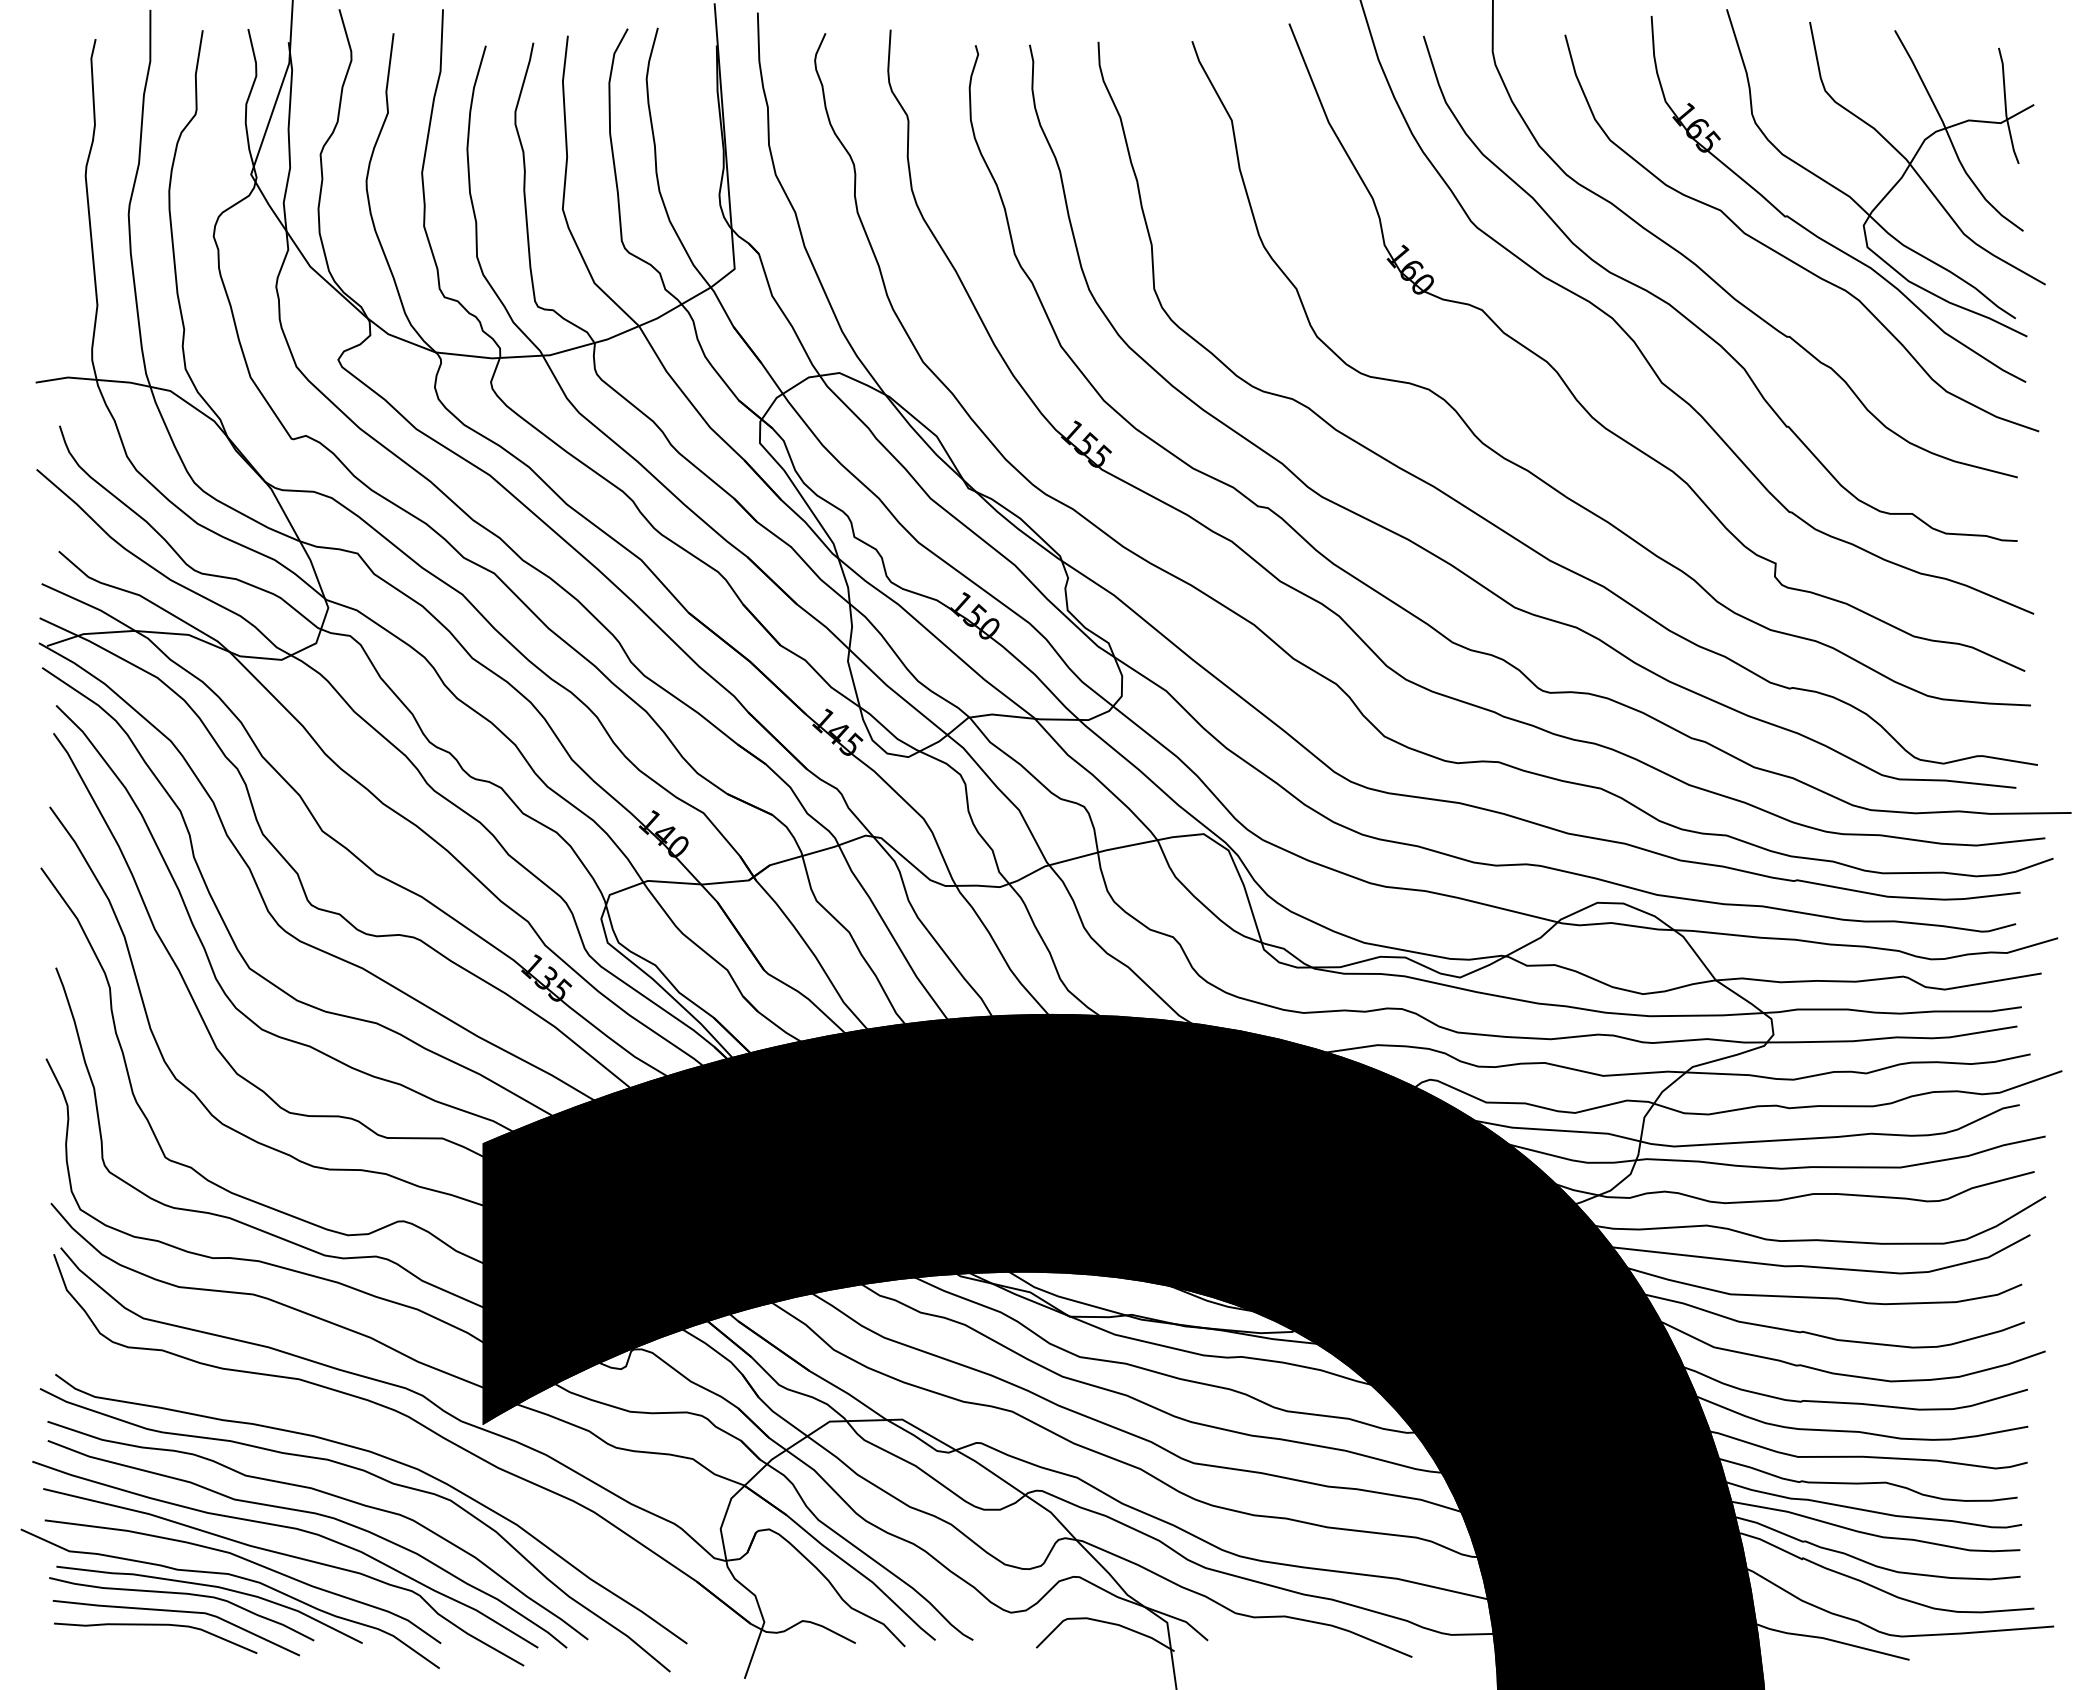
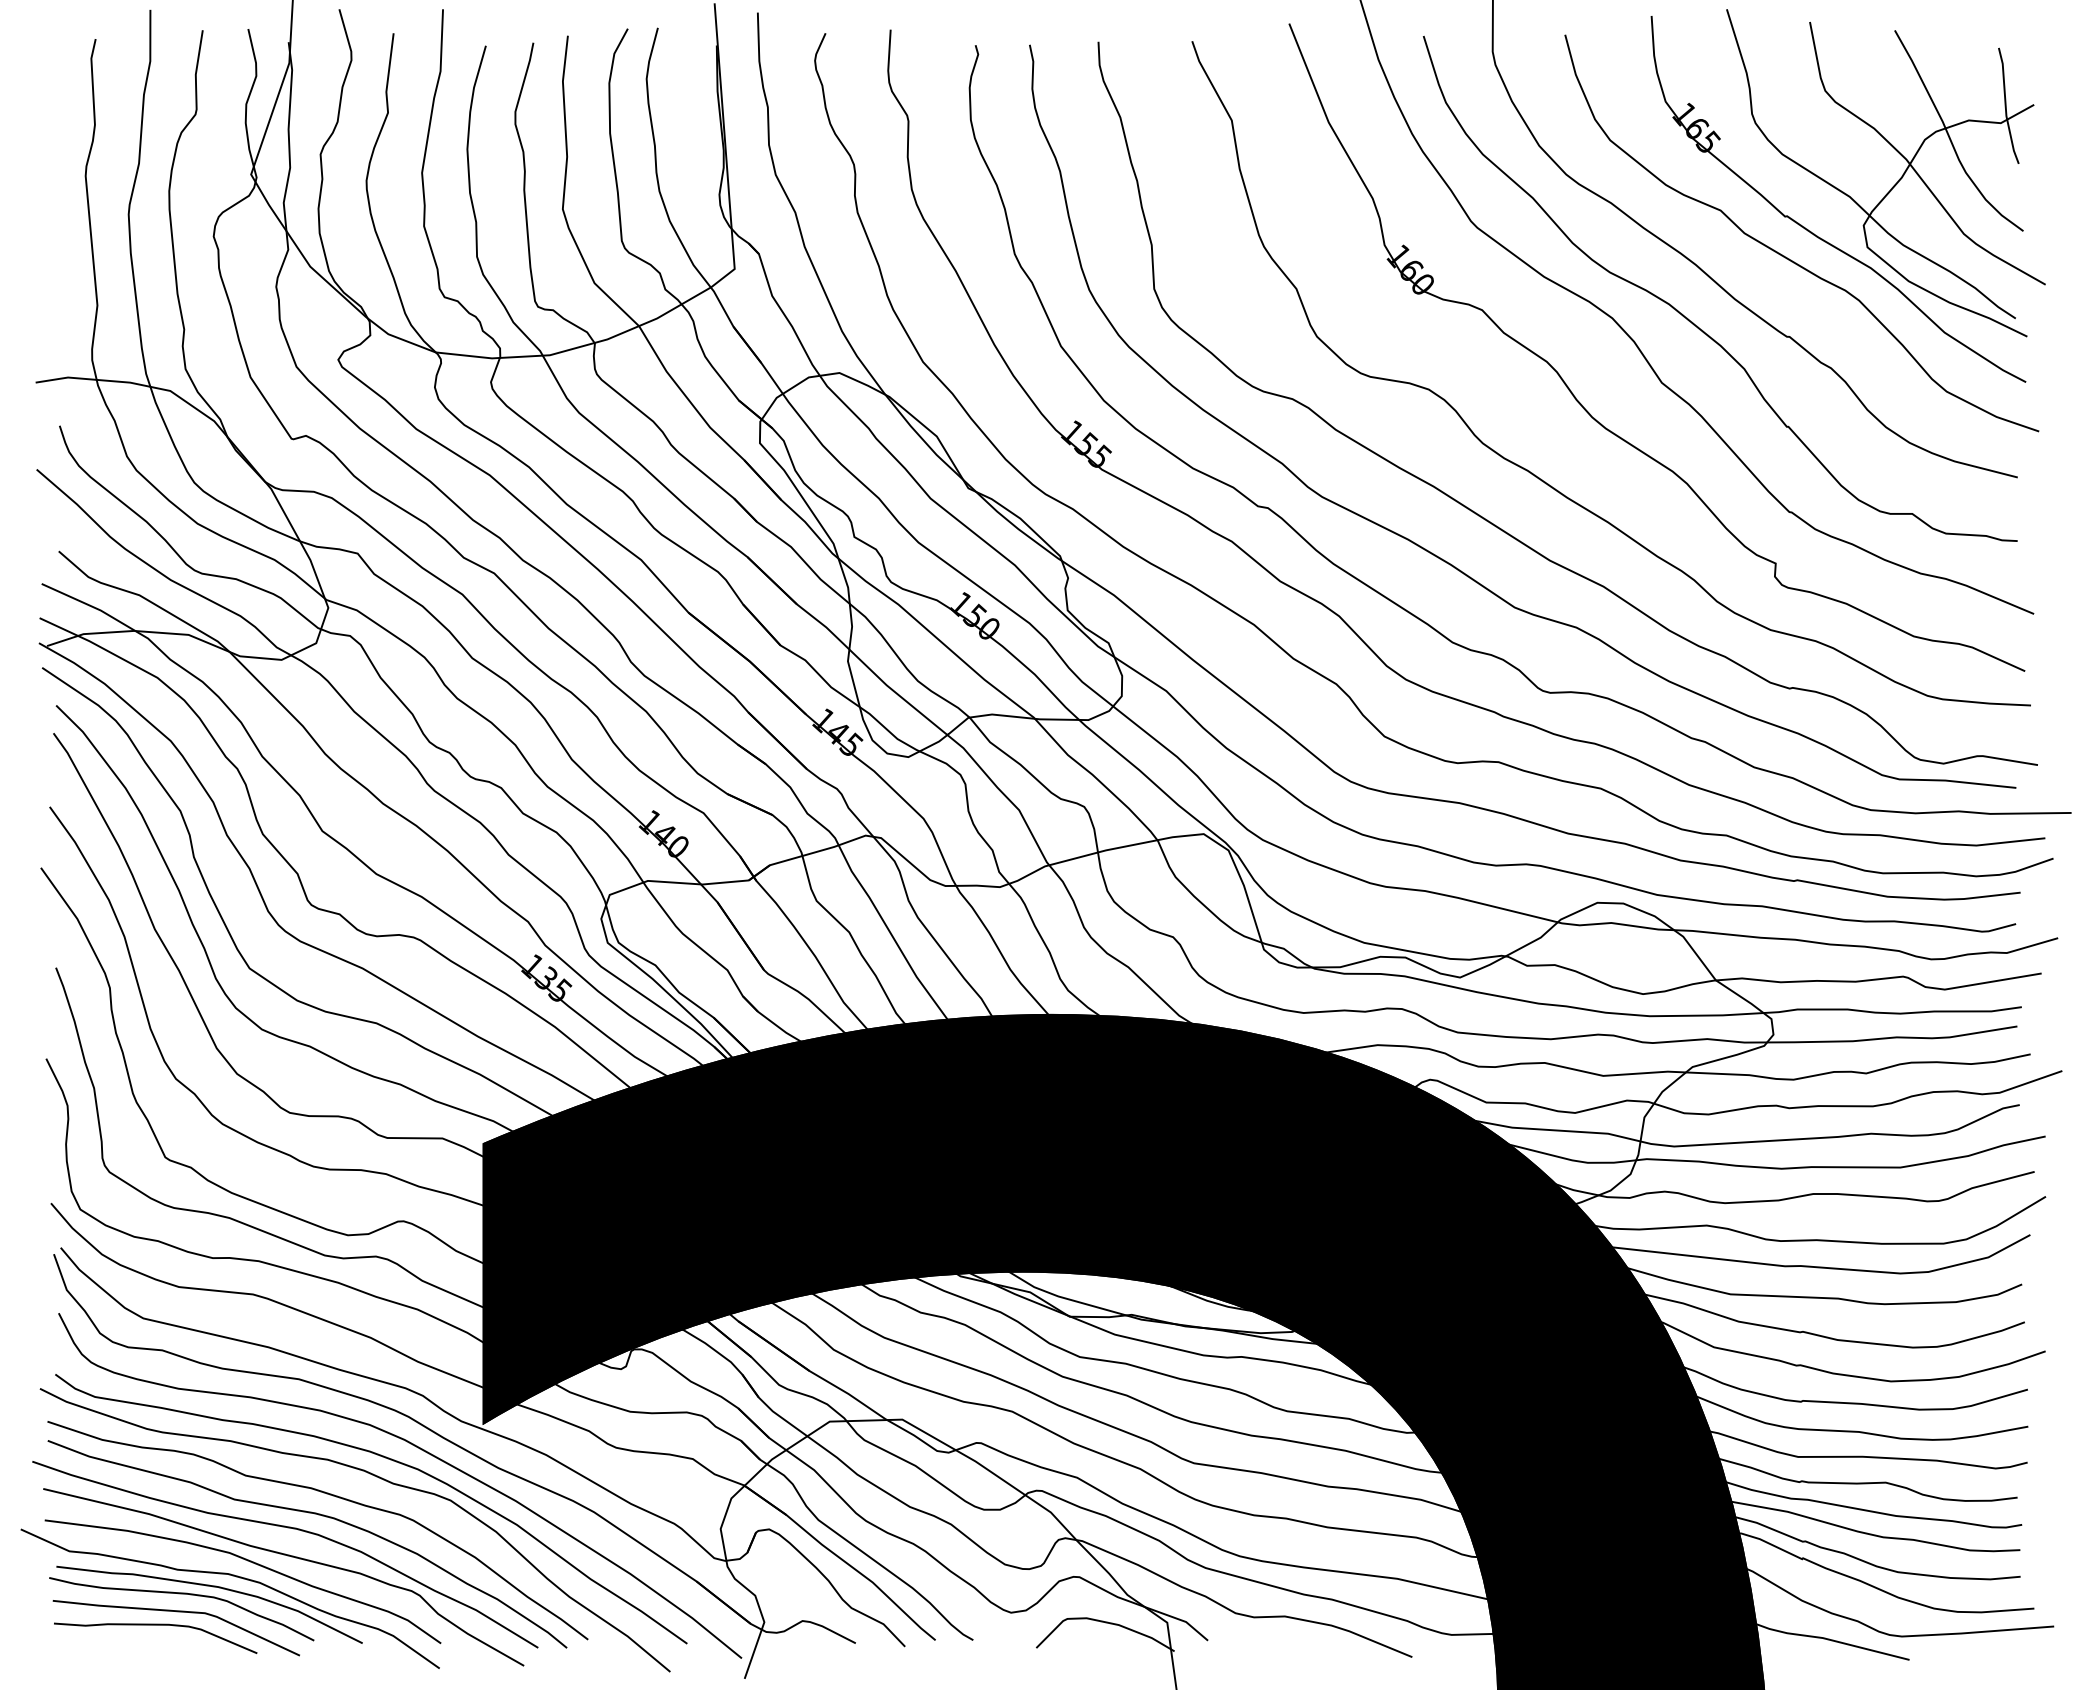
curve: none -> present (419, 1449)
